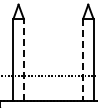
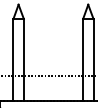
line: dashed -> solid (23, 59)
line: dashed -> solid (83, 59)
